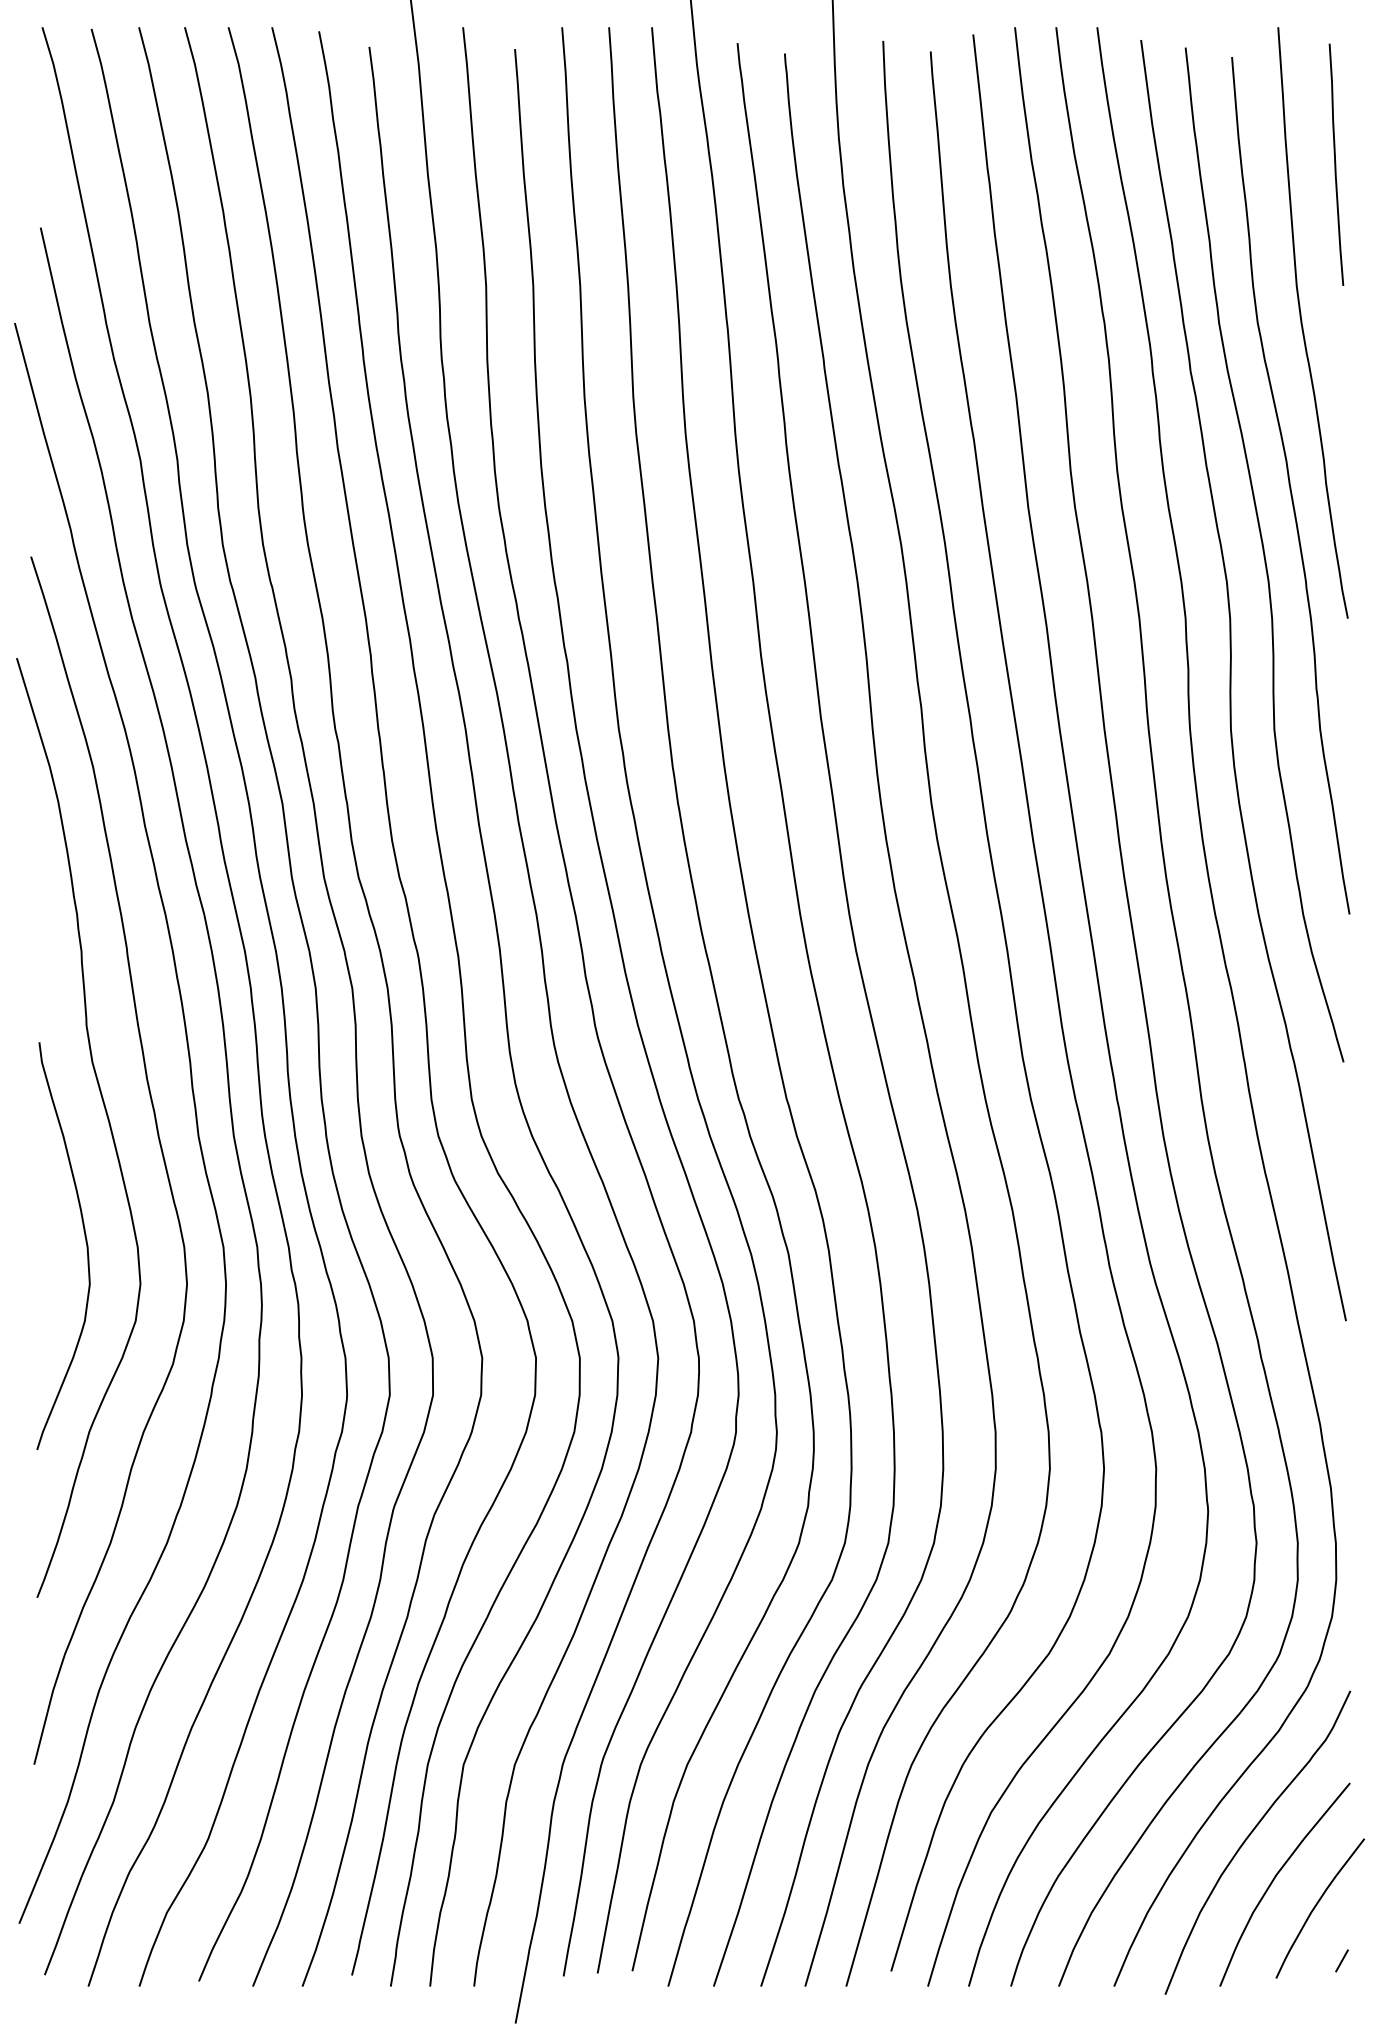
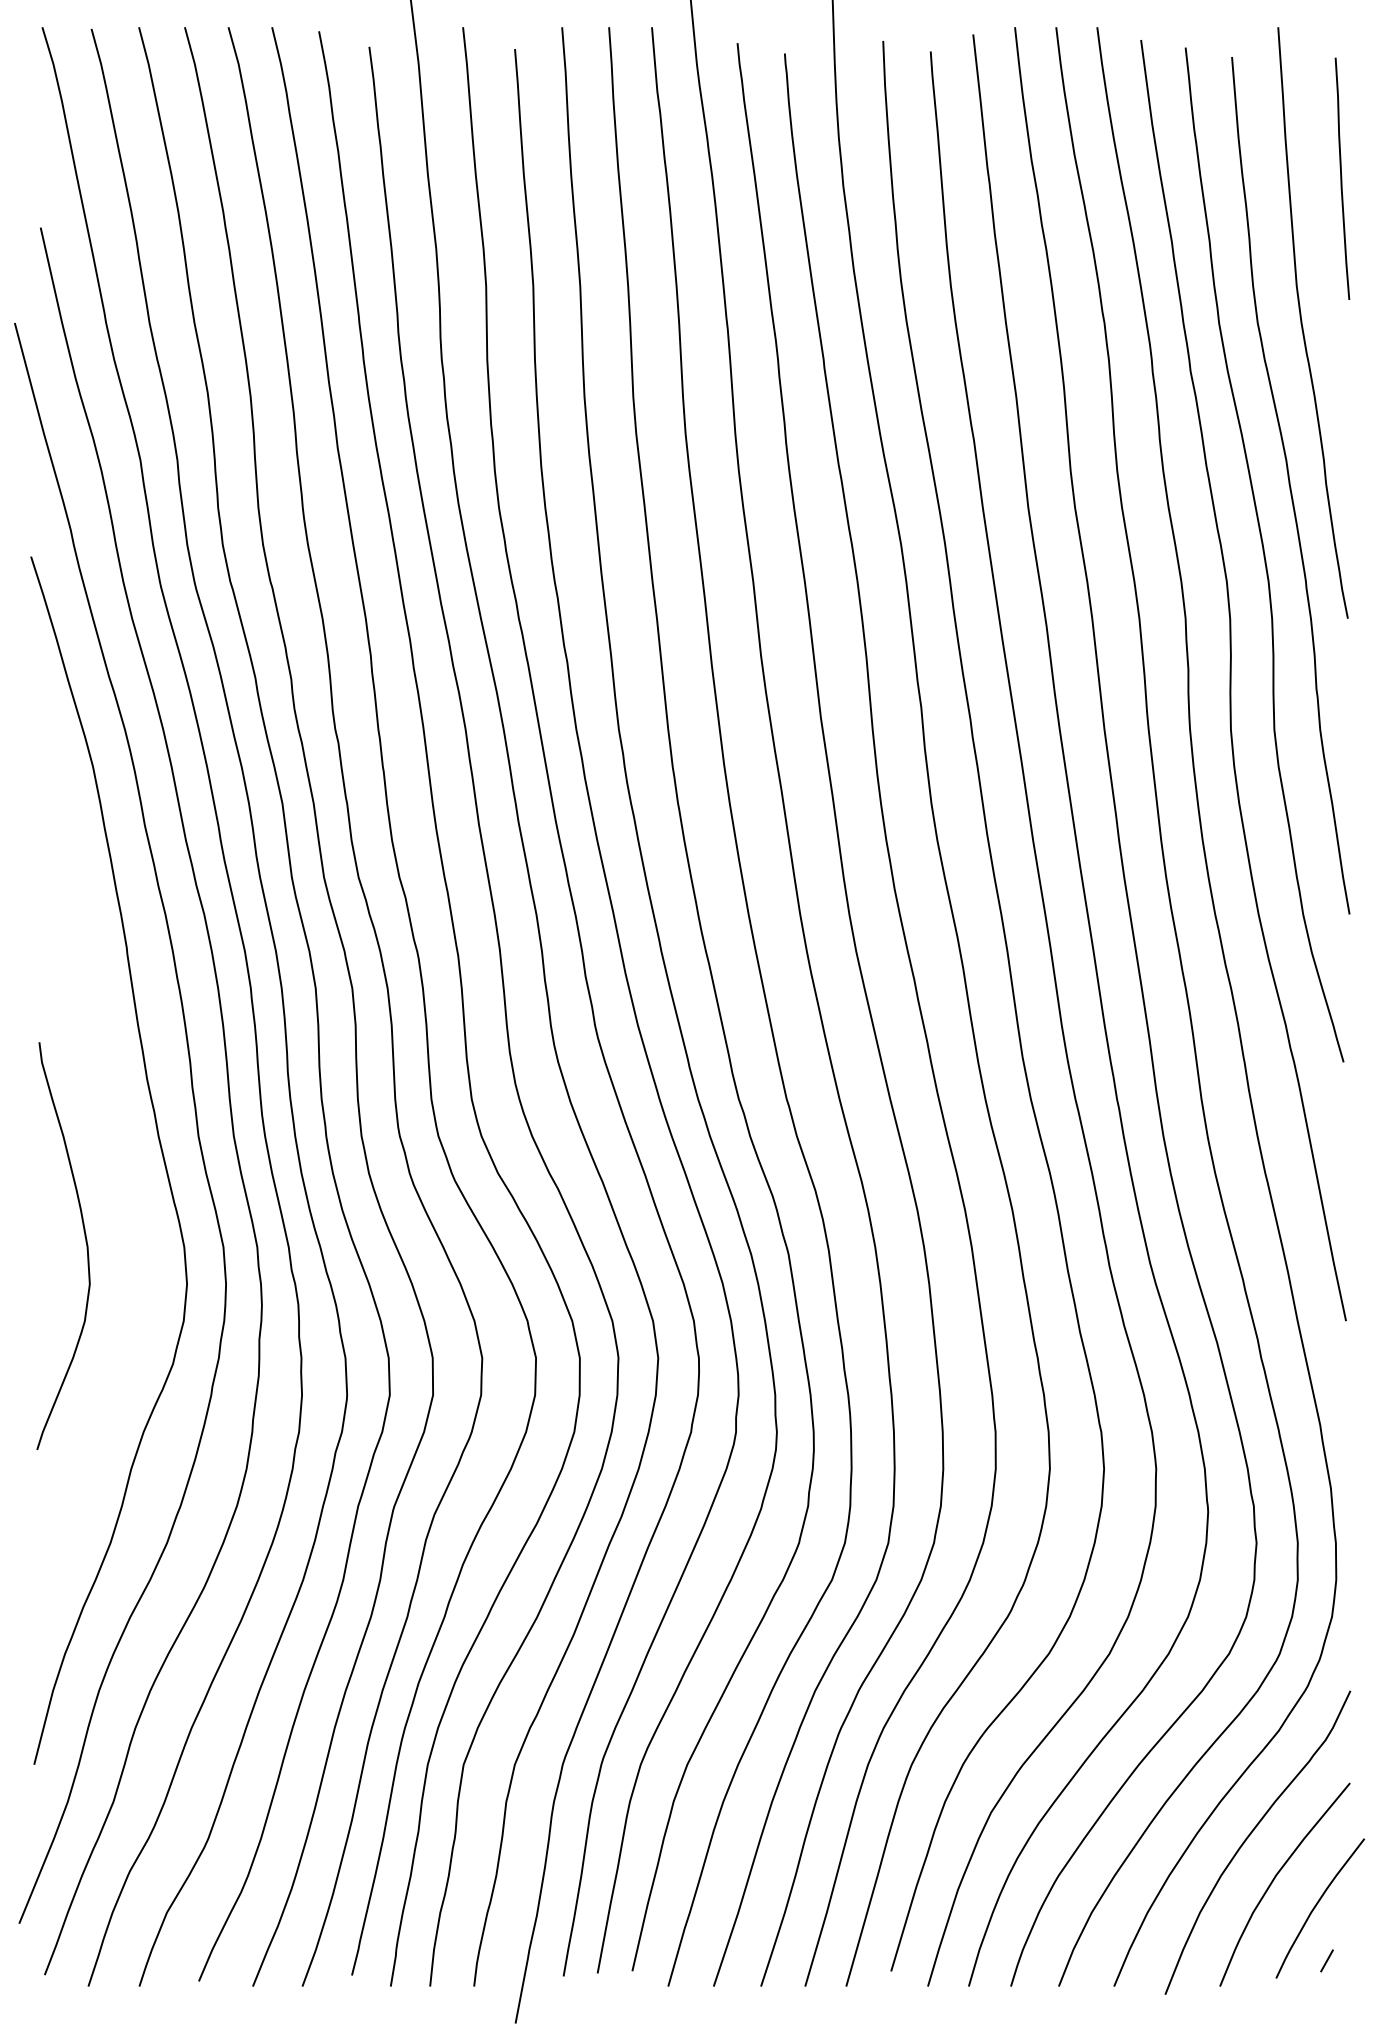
curve position: (1336, 164) -> (1342, 178) (1342, 178)
curve: present -> none (107, 1120)
line position: (1341, 1960) -> (1326, 1960) (1326, 1960)
